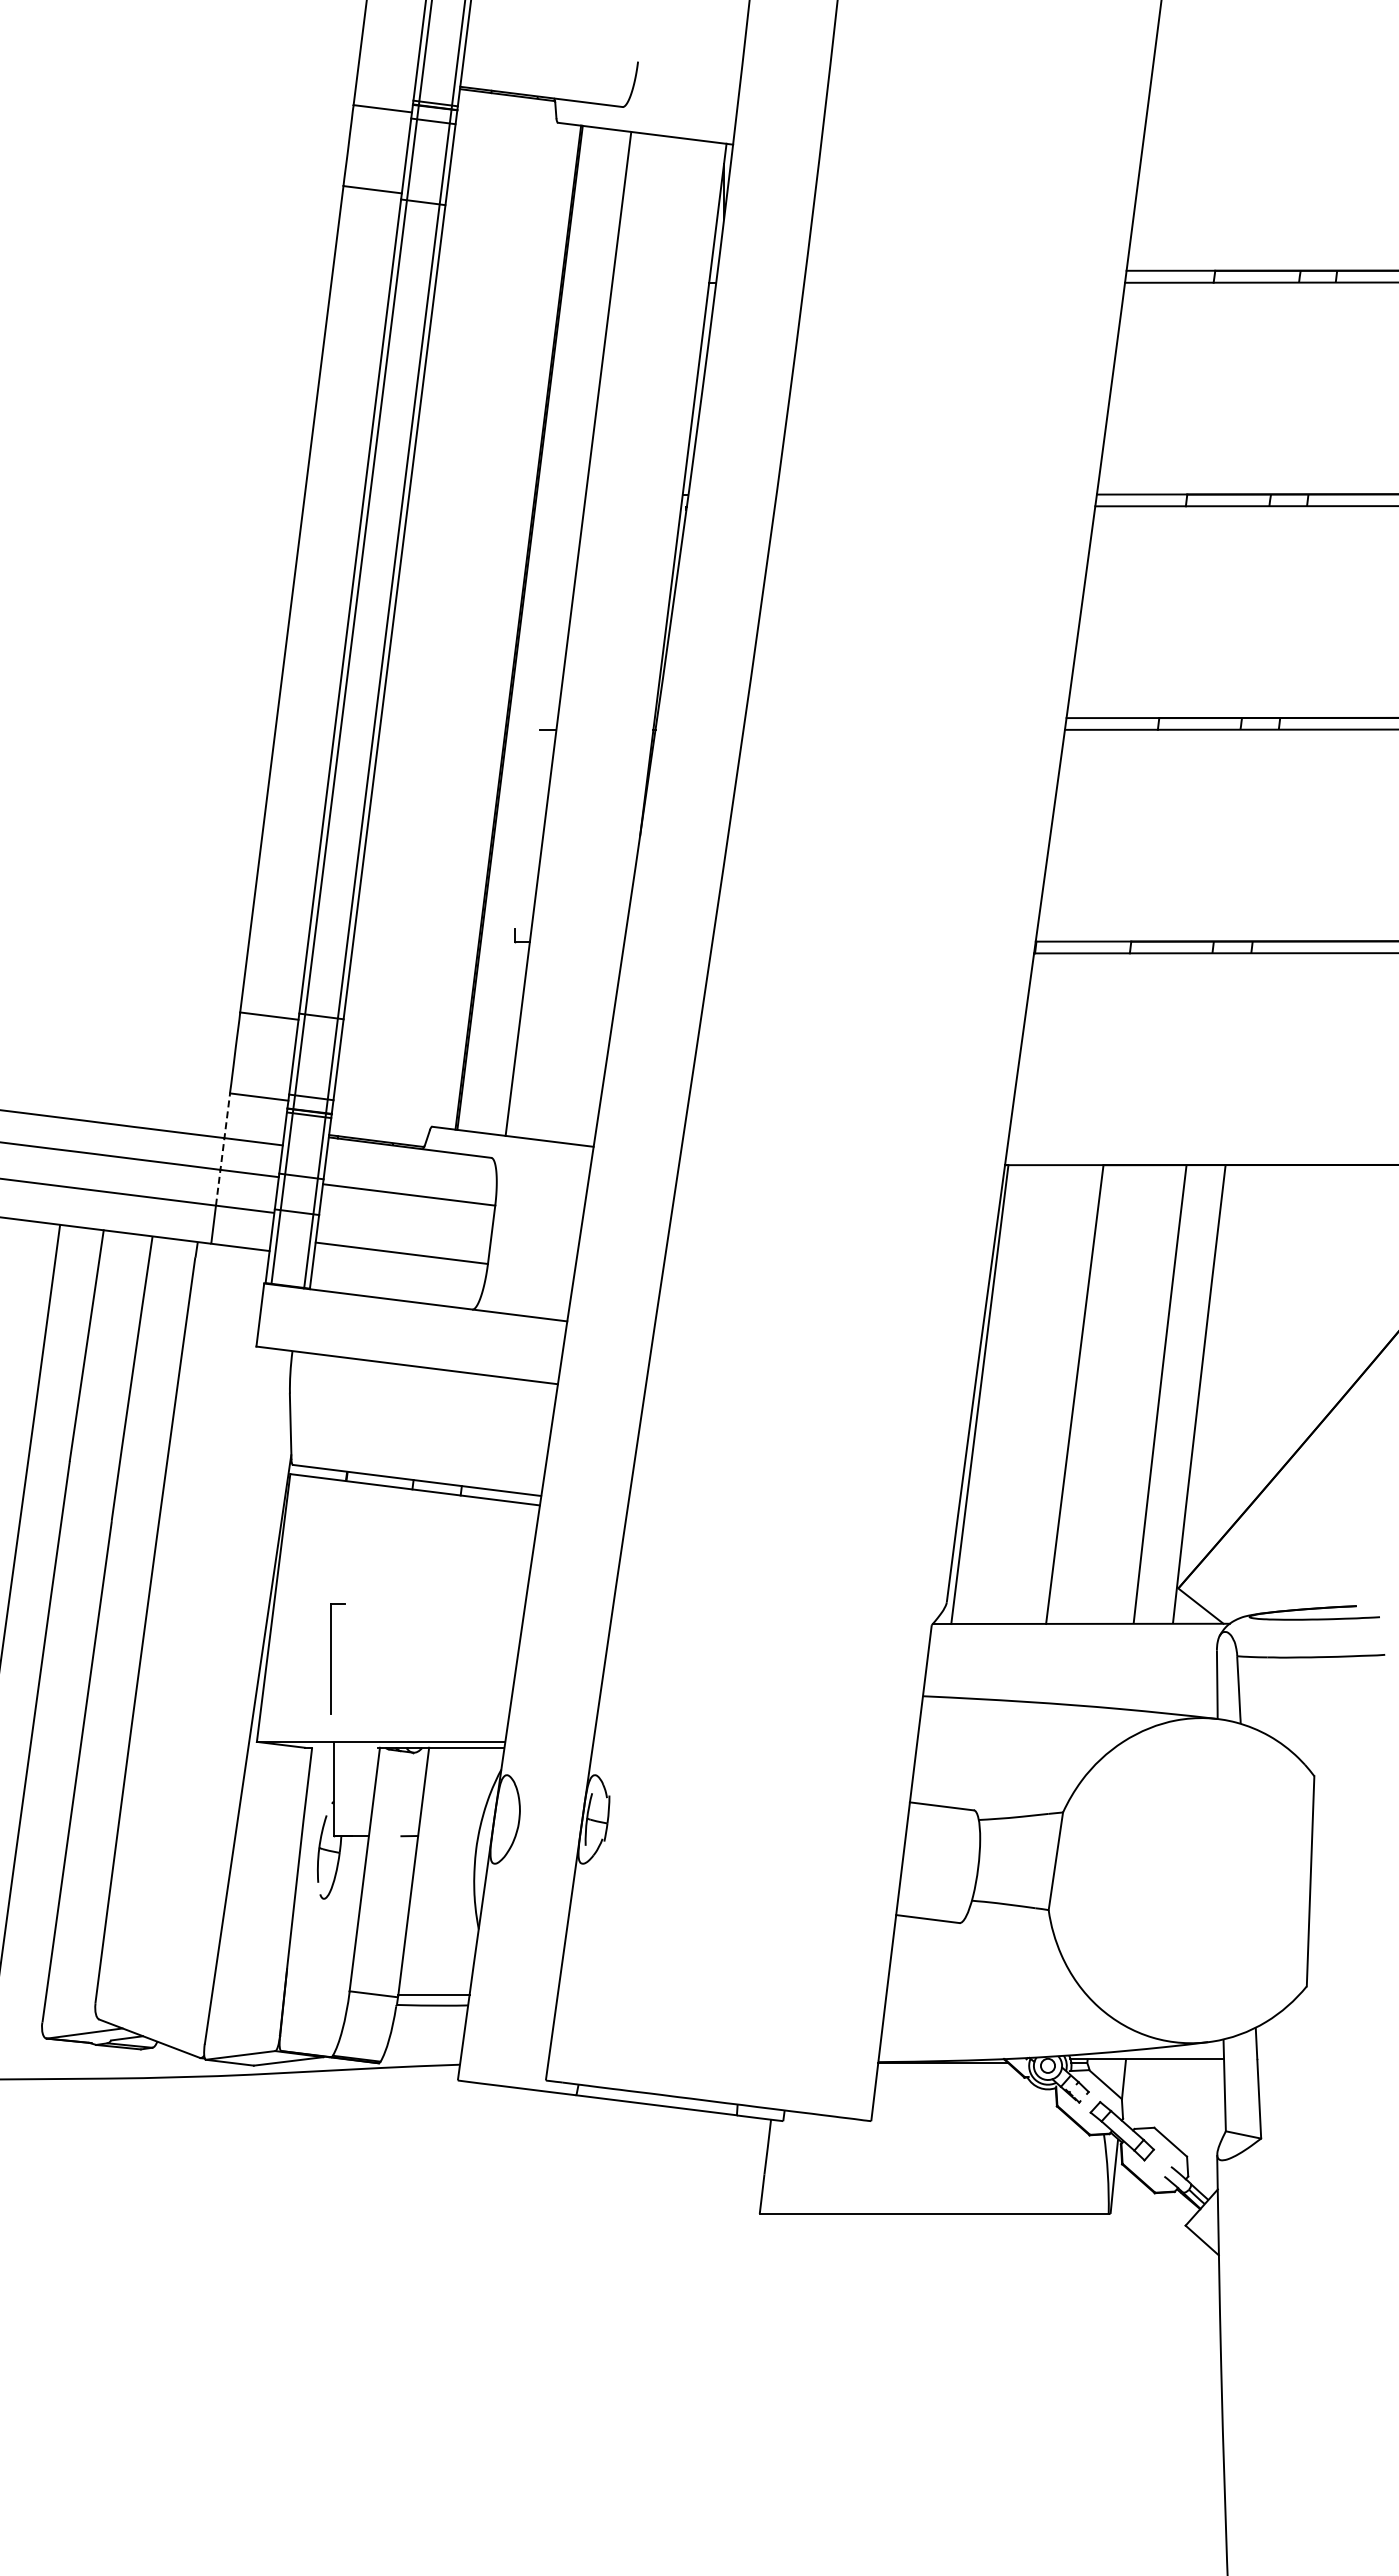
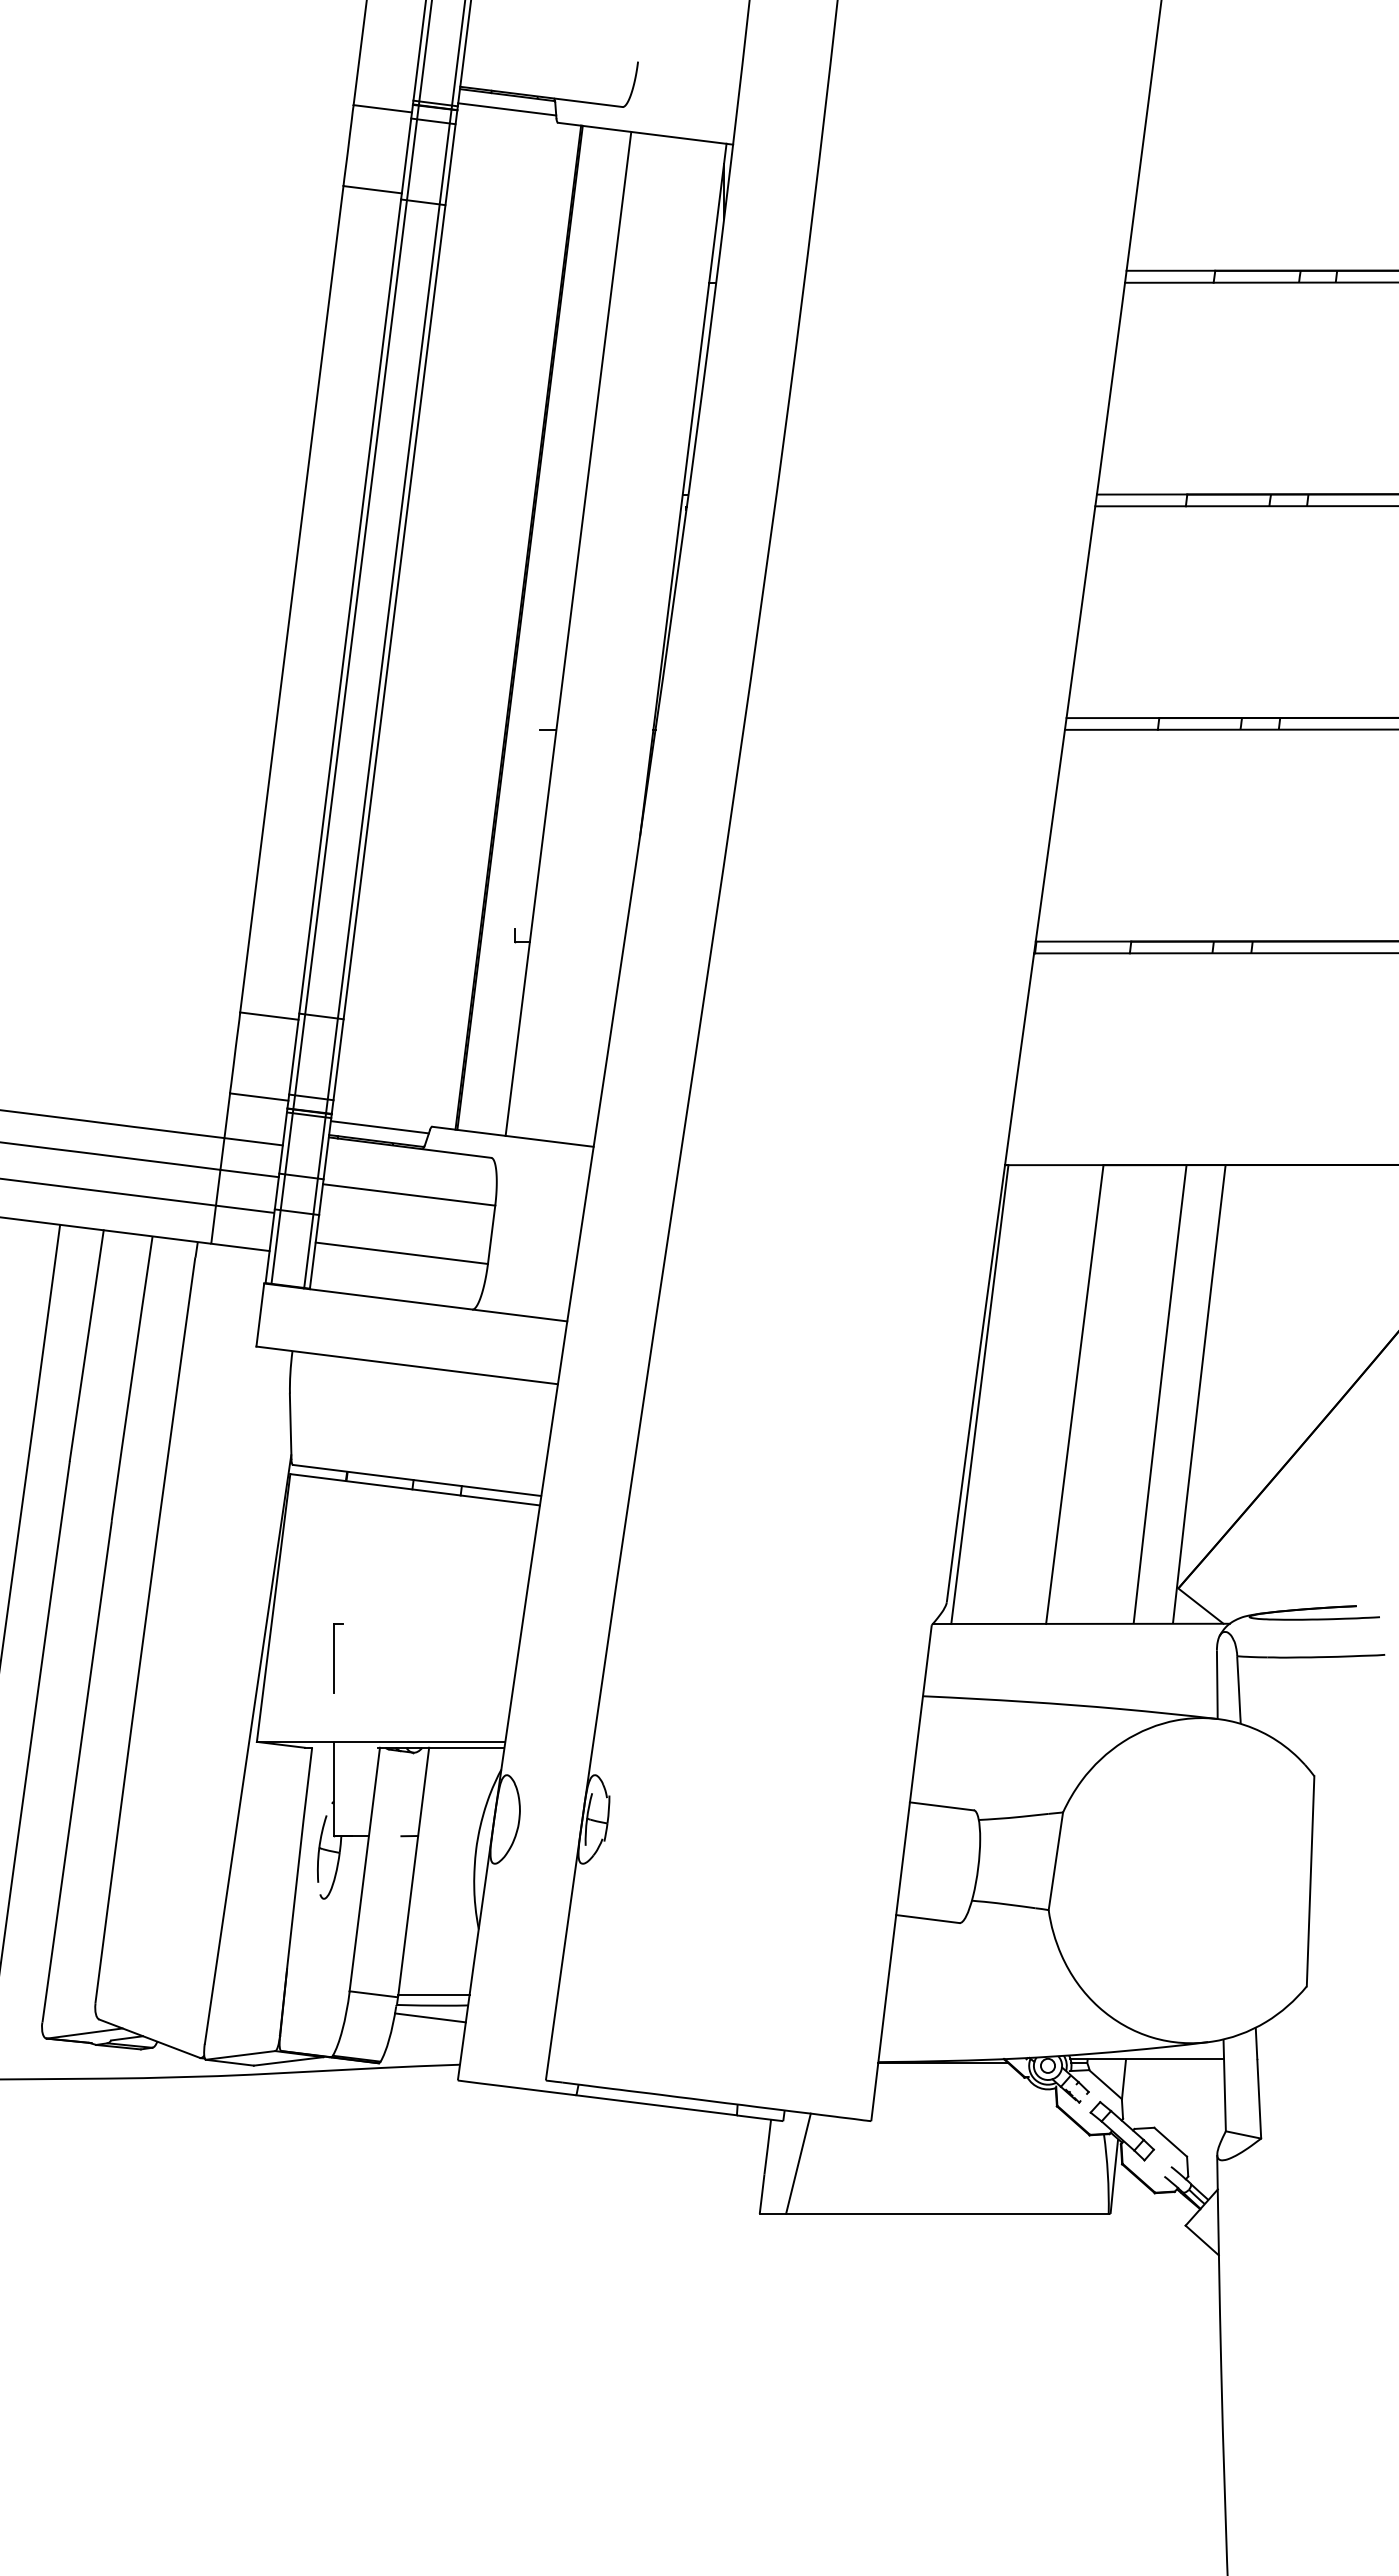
line: none -> present (507, 109)
line: none -> present (379, 1127)
line: dashed -> solid (223, 1149)
part size: 16x112 px -> 11x71 px (338, 1658)
line: none -> present (430, 2017)
line: none -> present (798, 2163)
